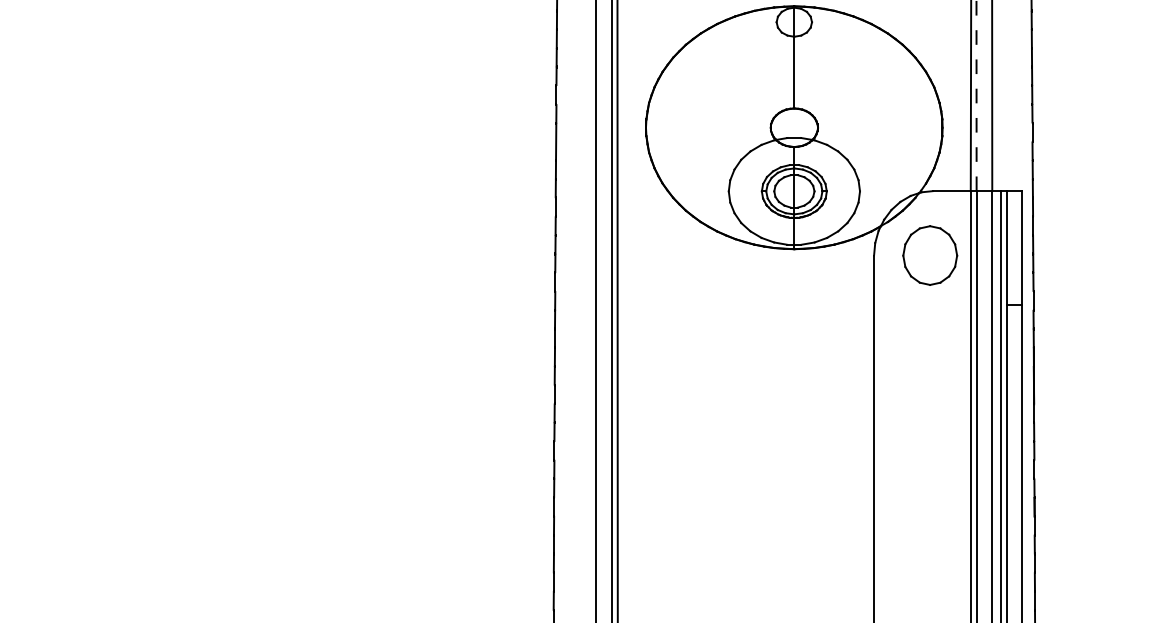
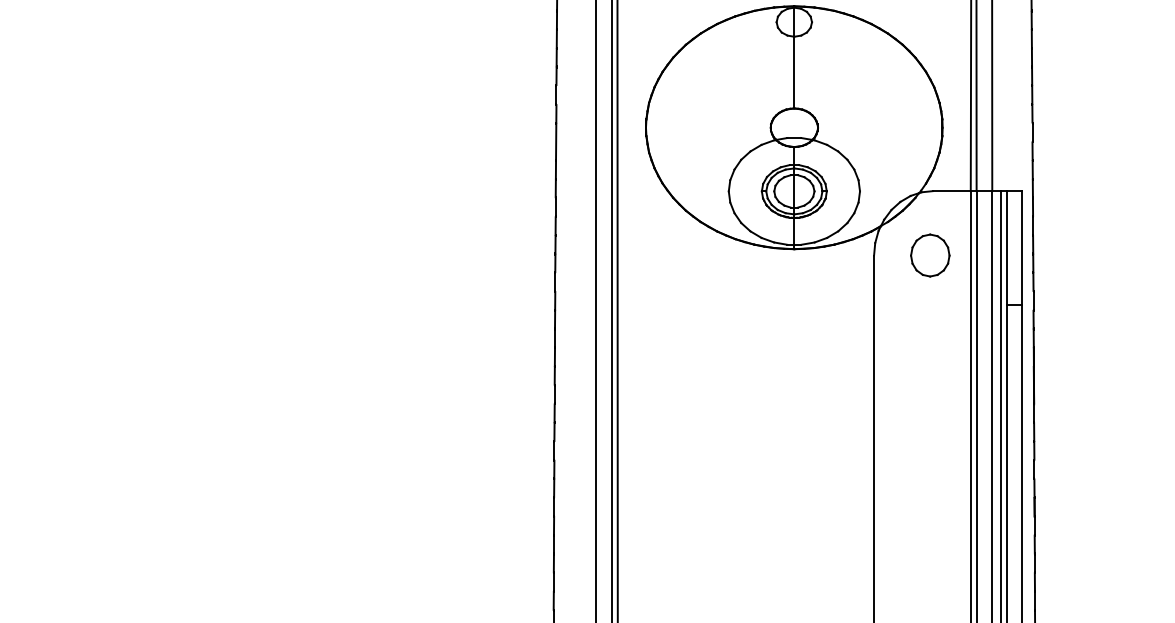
line: dashed -> solid (976, 95)
part size: 57x61 px -> 41x45 px (930, 255)
